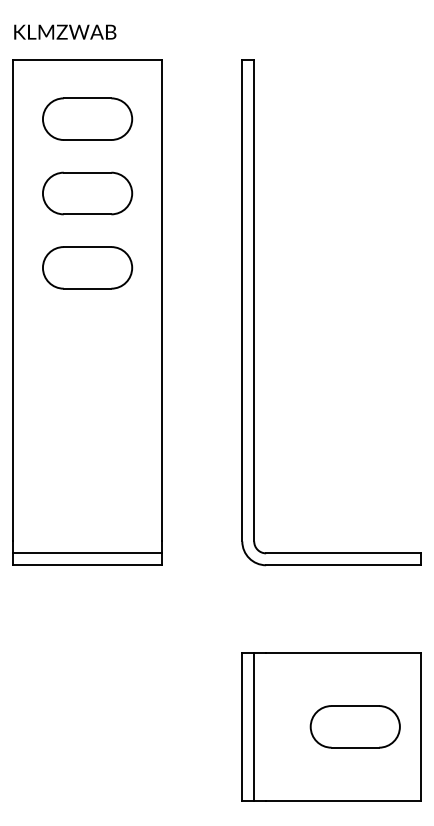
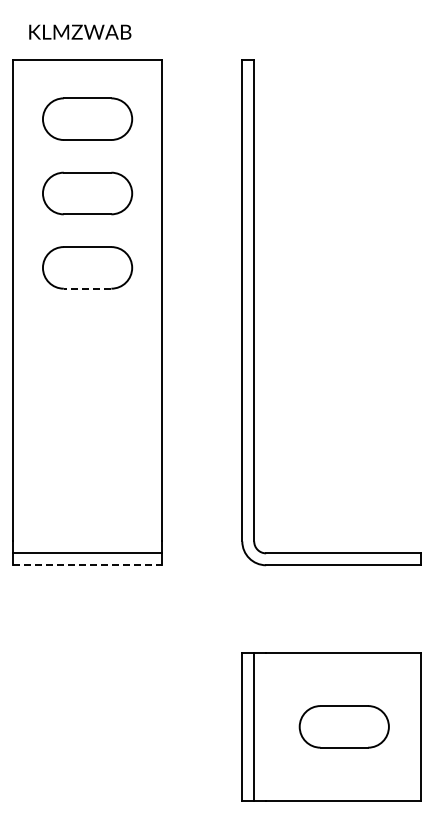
text position: (65, 31) -> (80, 31) (80, 31)
line: solid -> dashed (87, 288)
line: solid -> dashed (88, 565)
part position: (354, 726) -> (343, 726) (343, 726)
